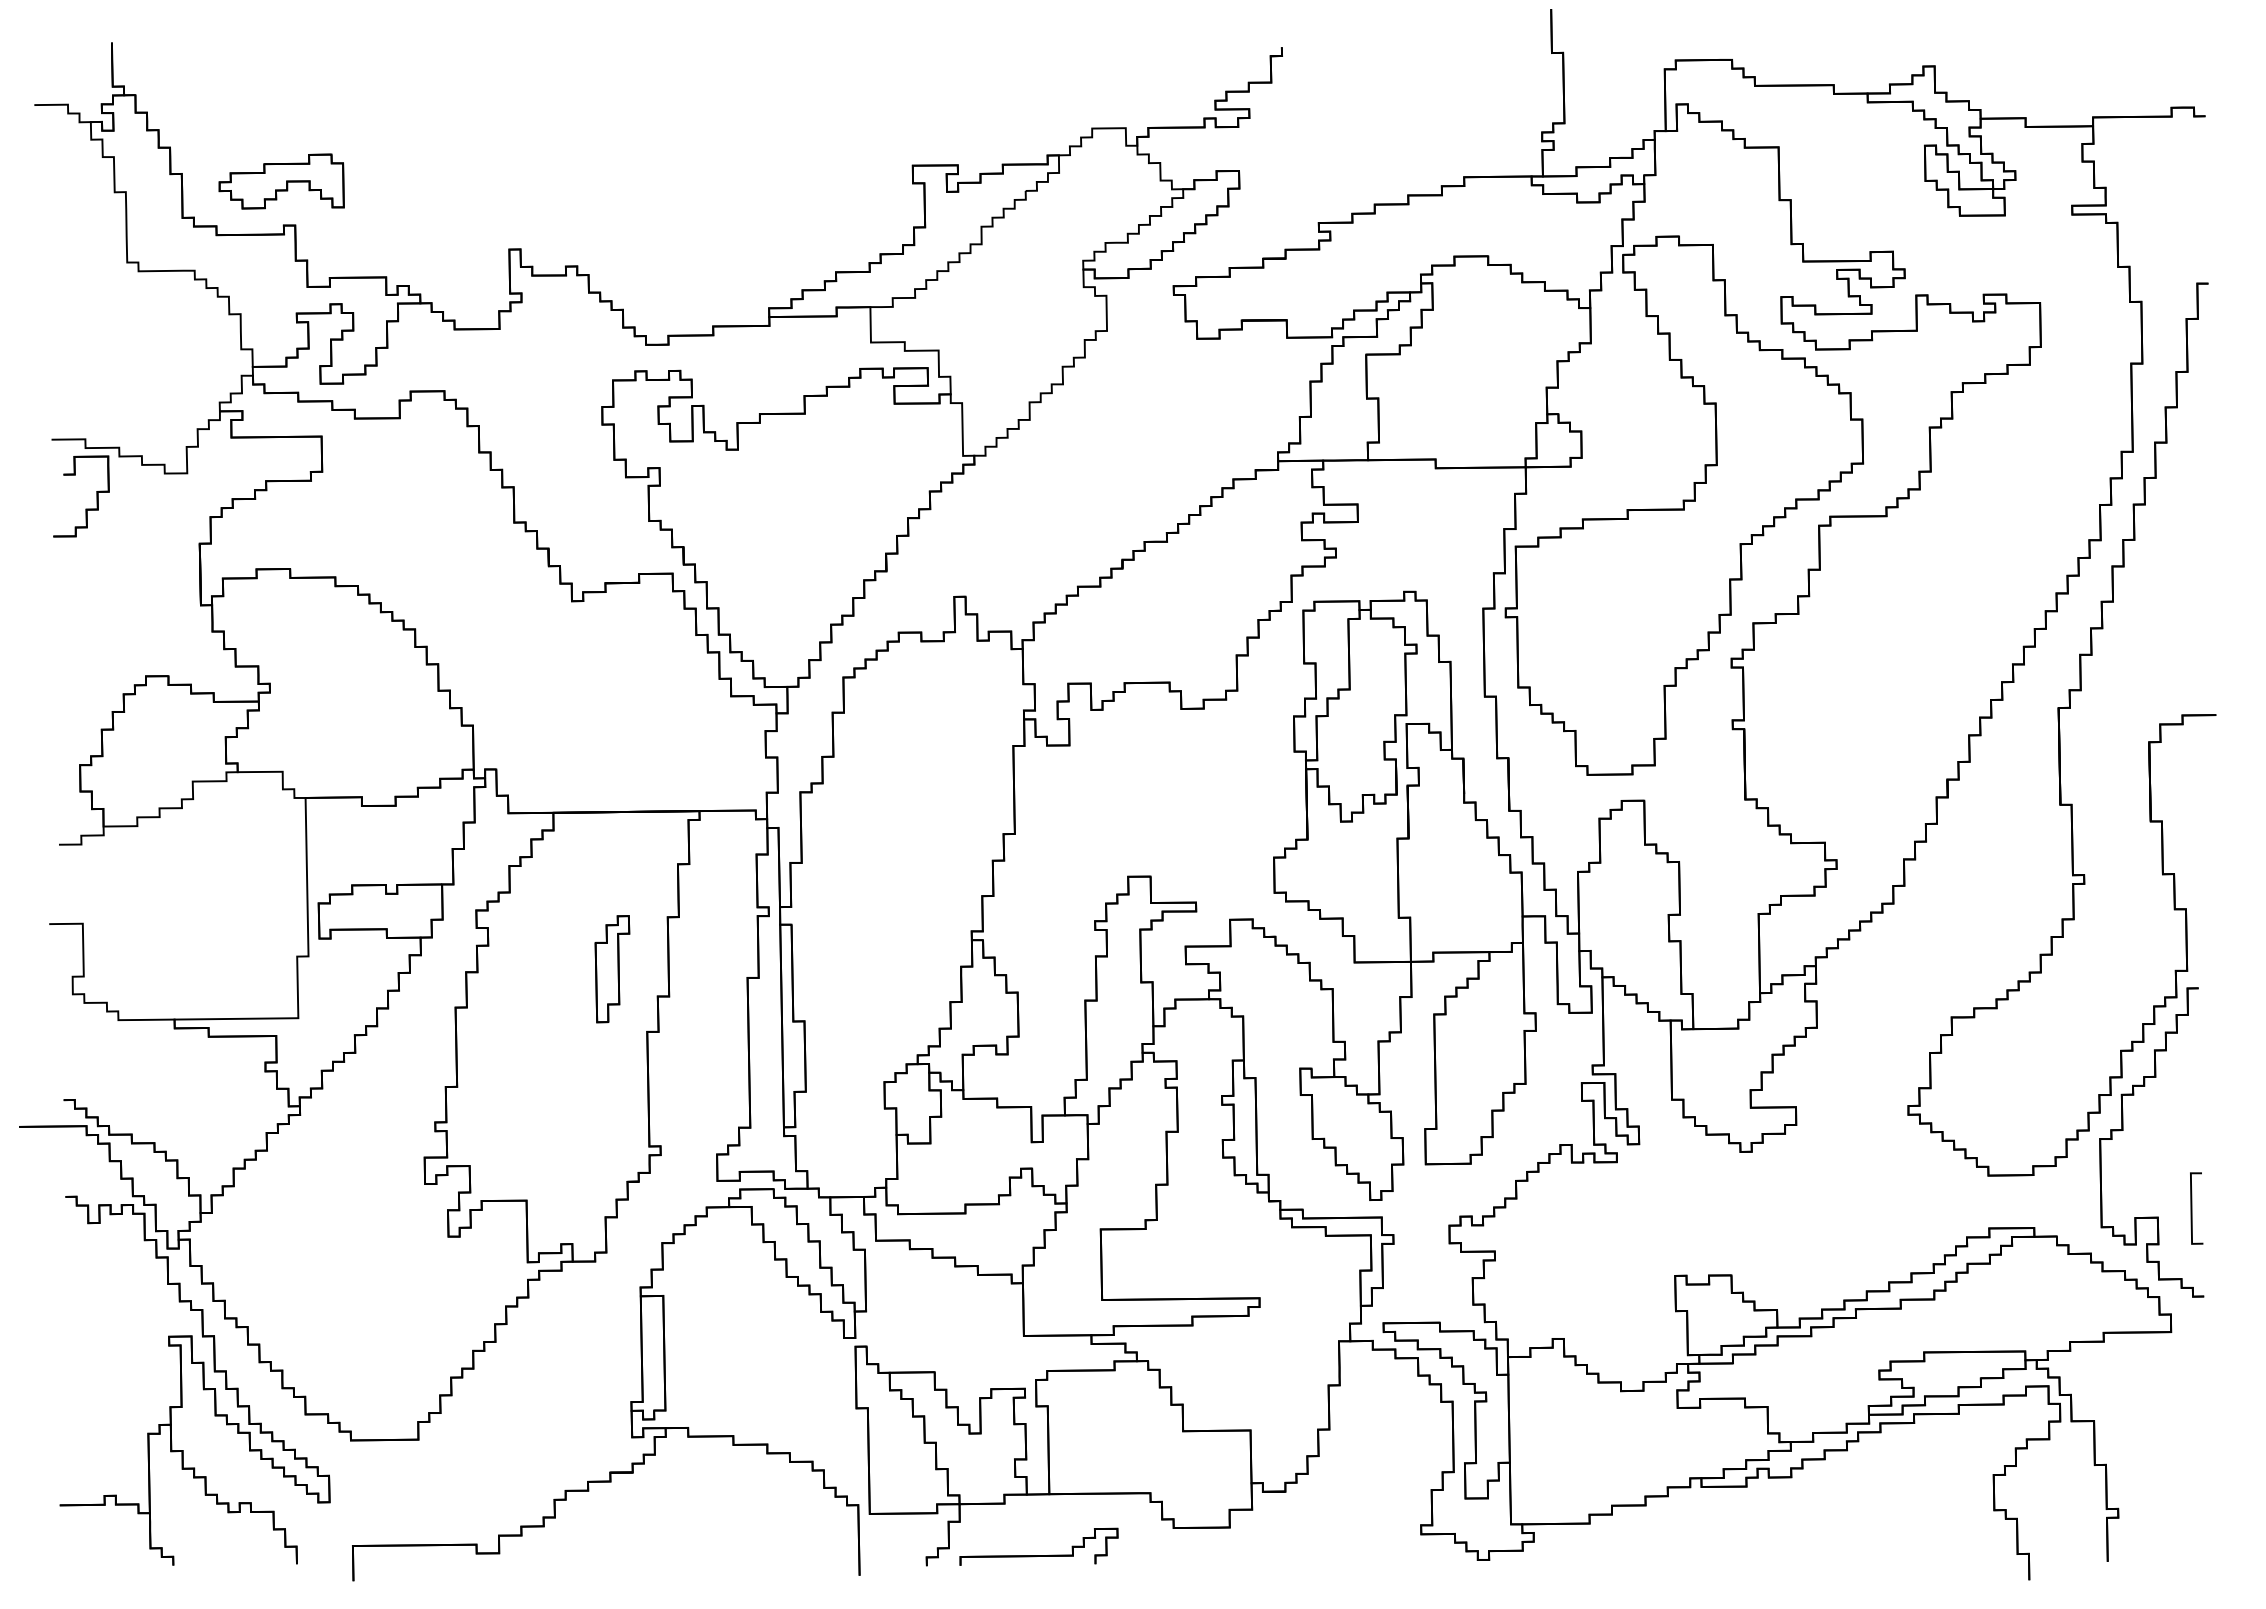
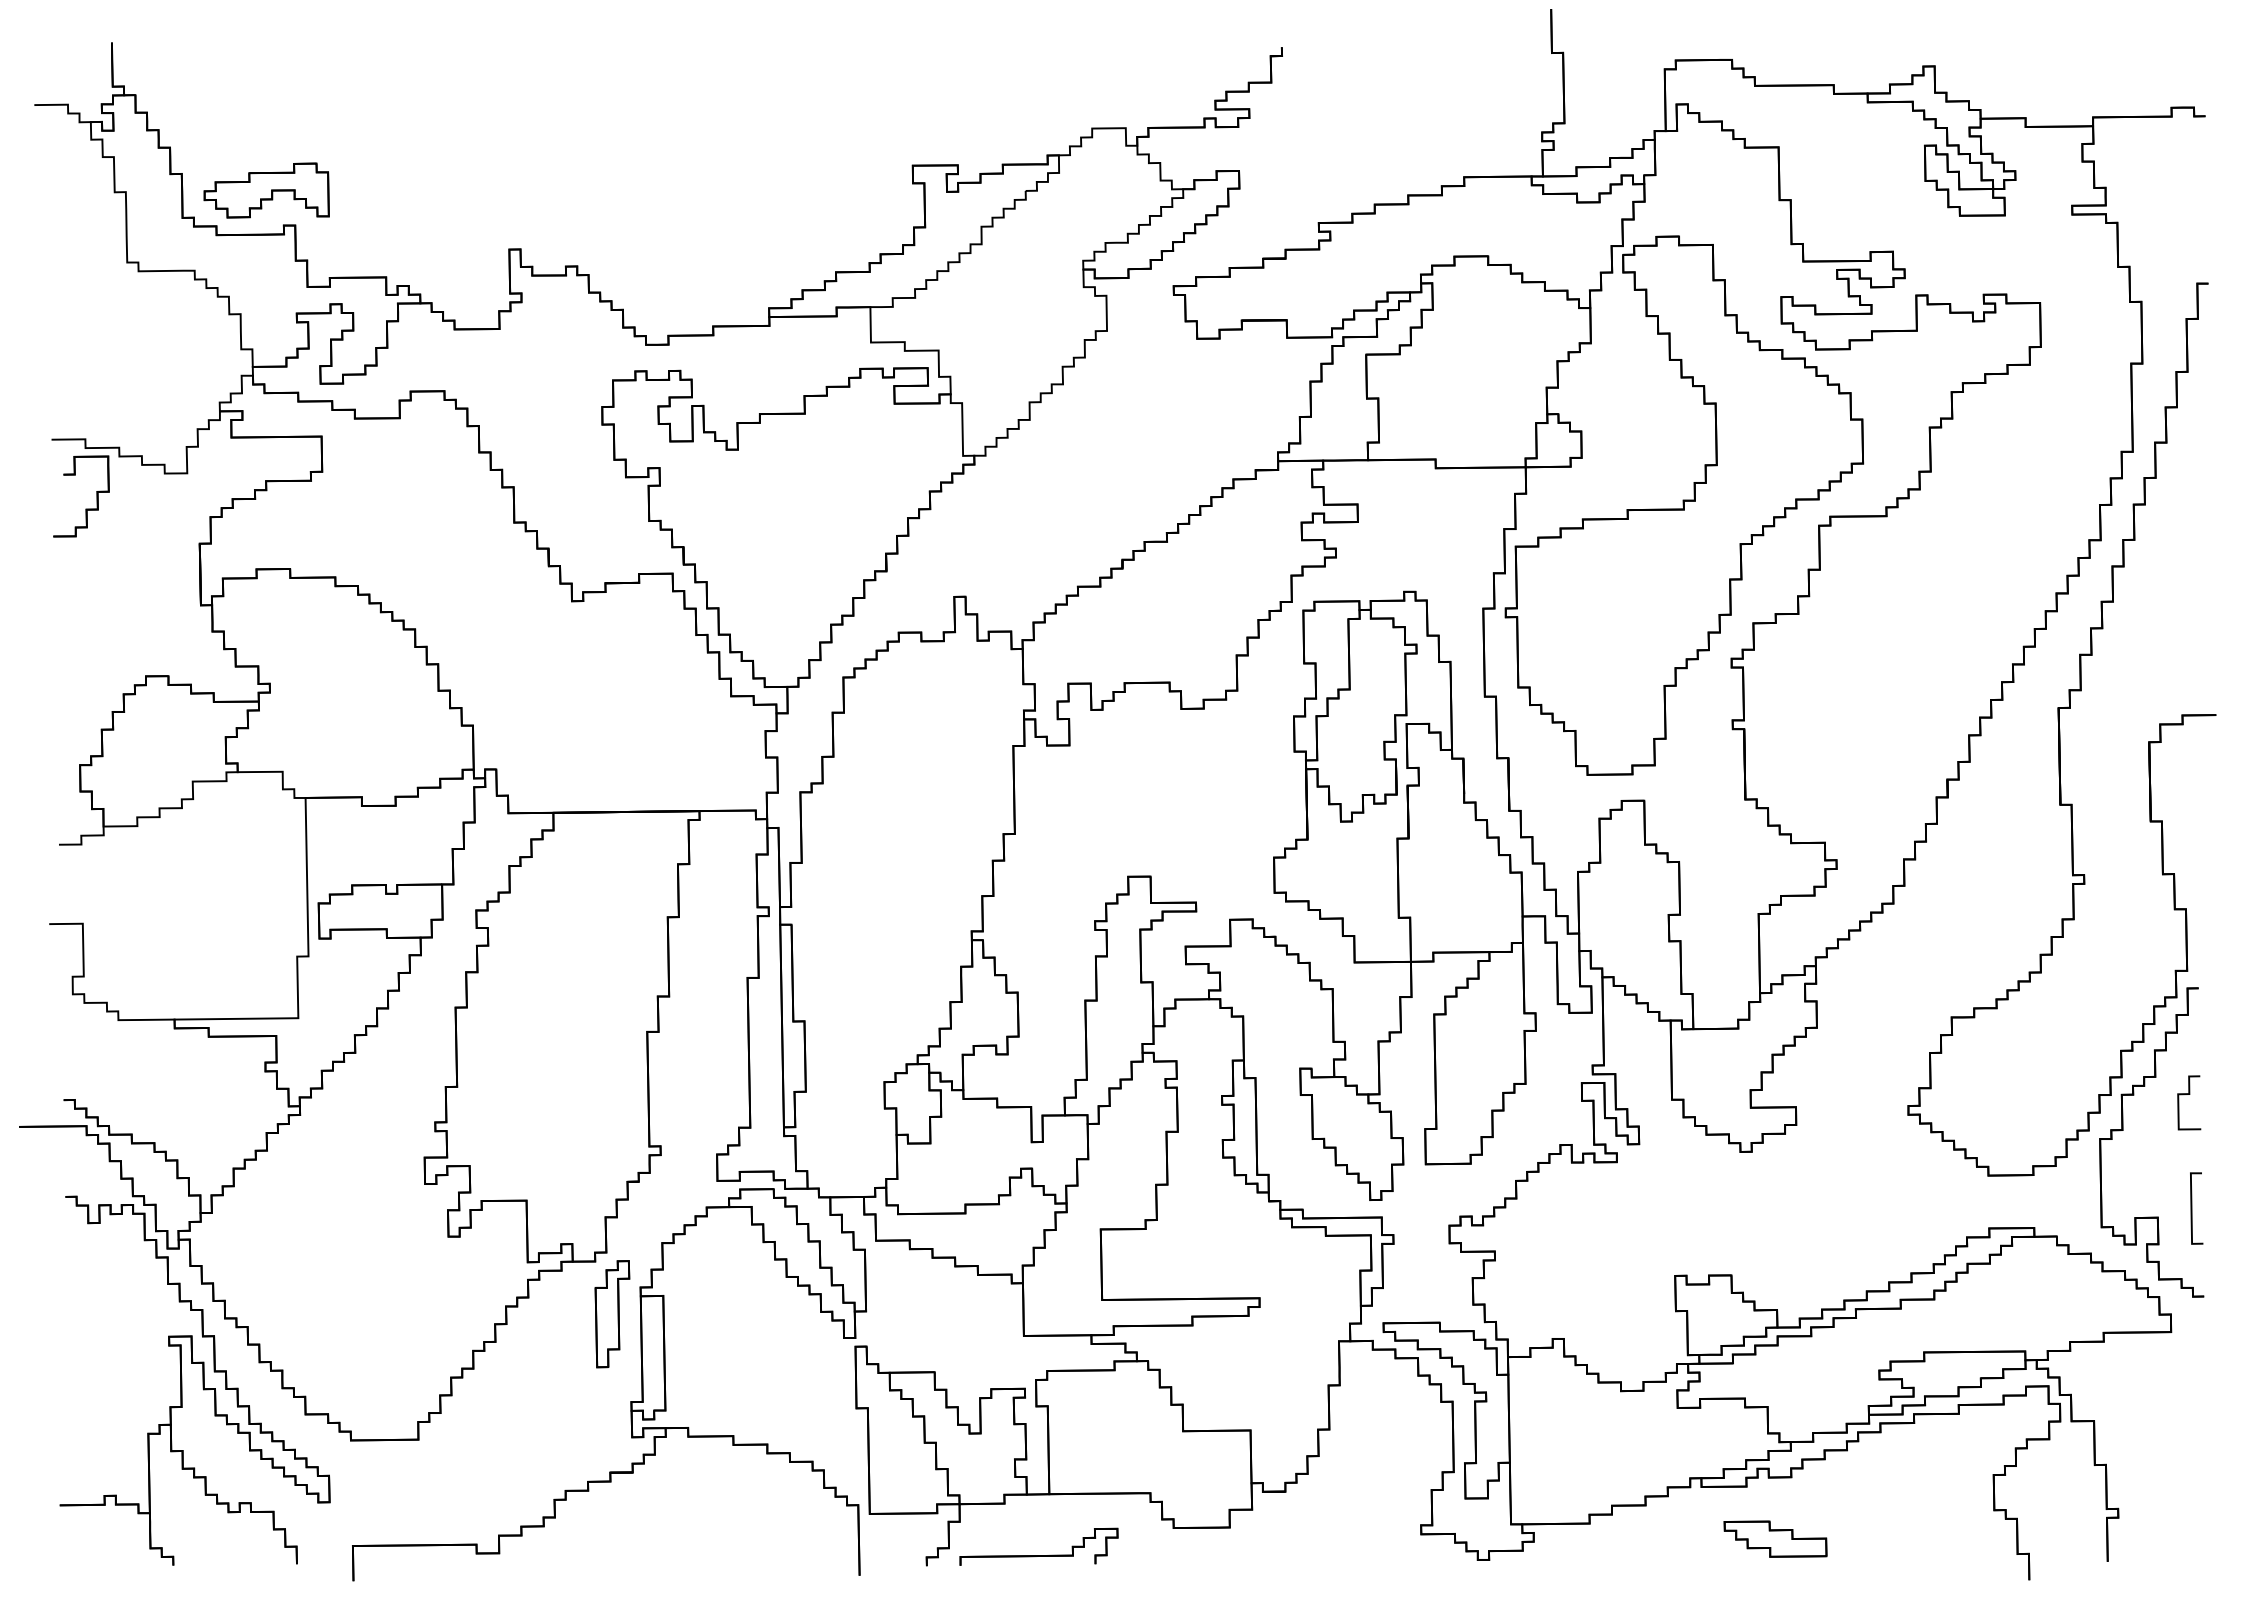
part position: (281, 181) -> (266, 190) (266, 190)
part position: (612, 969) -> (612, 1314) (612, 1314)
curve: none -> present (2189, 1094)
part: none -> present (1775, 1538)
